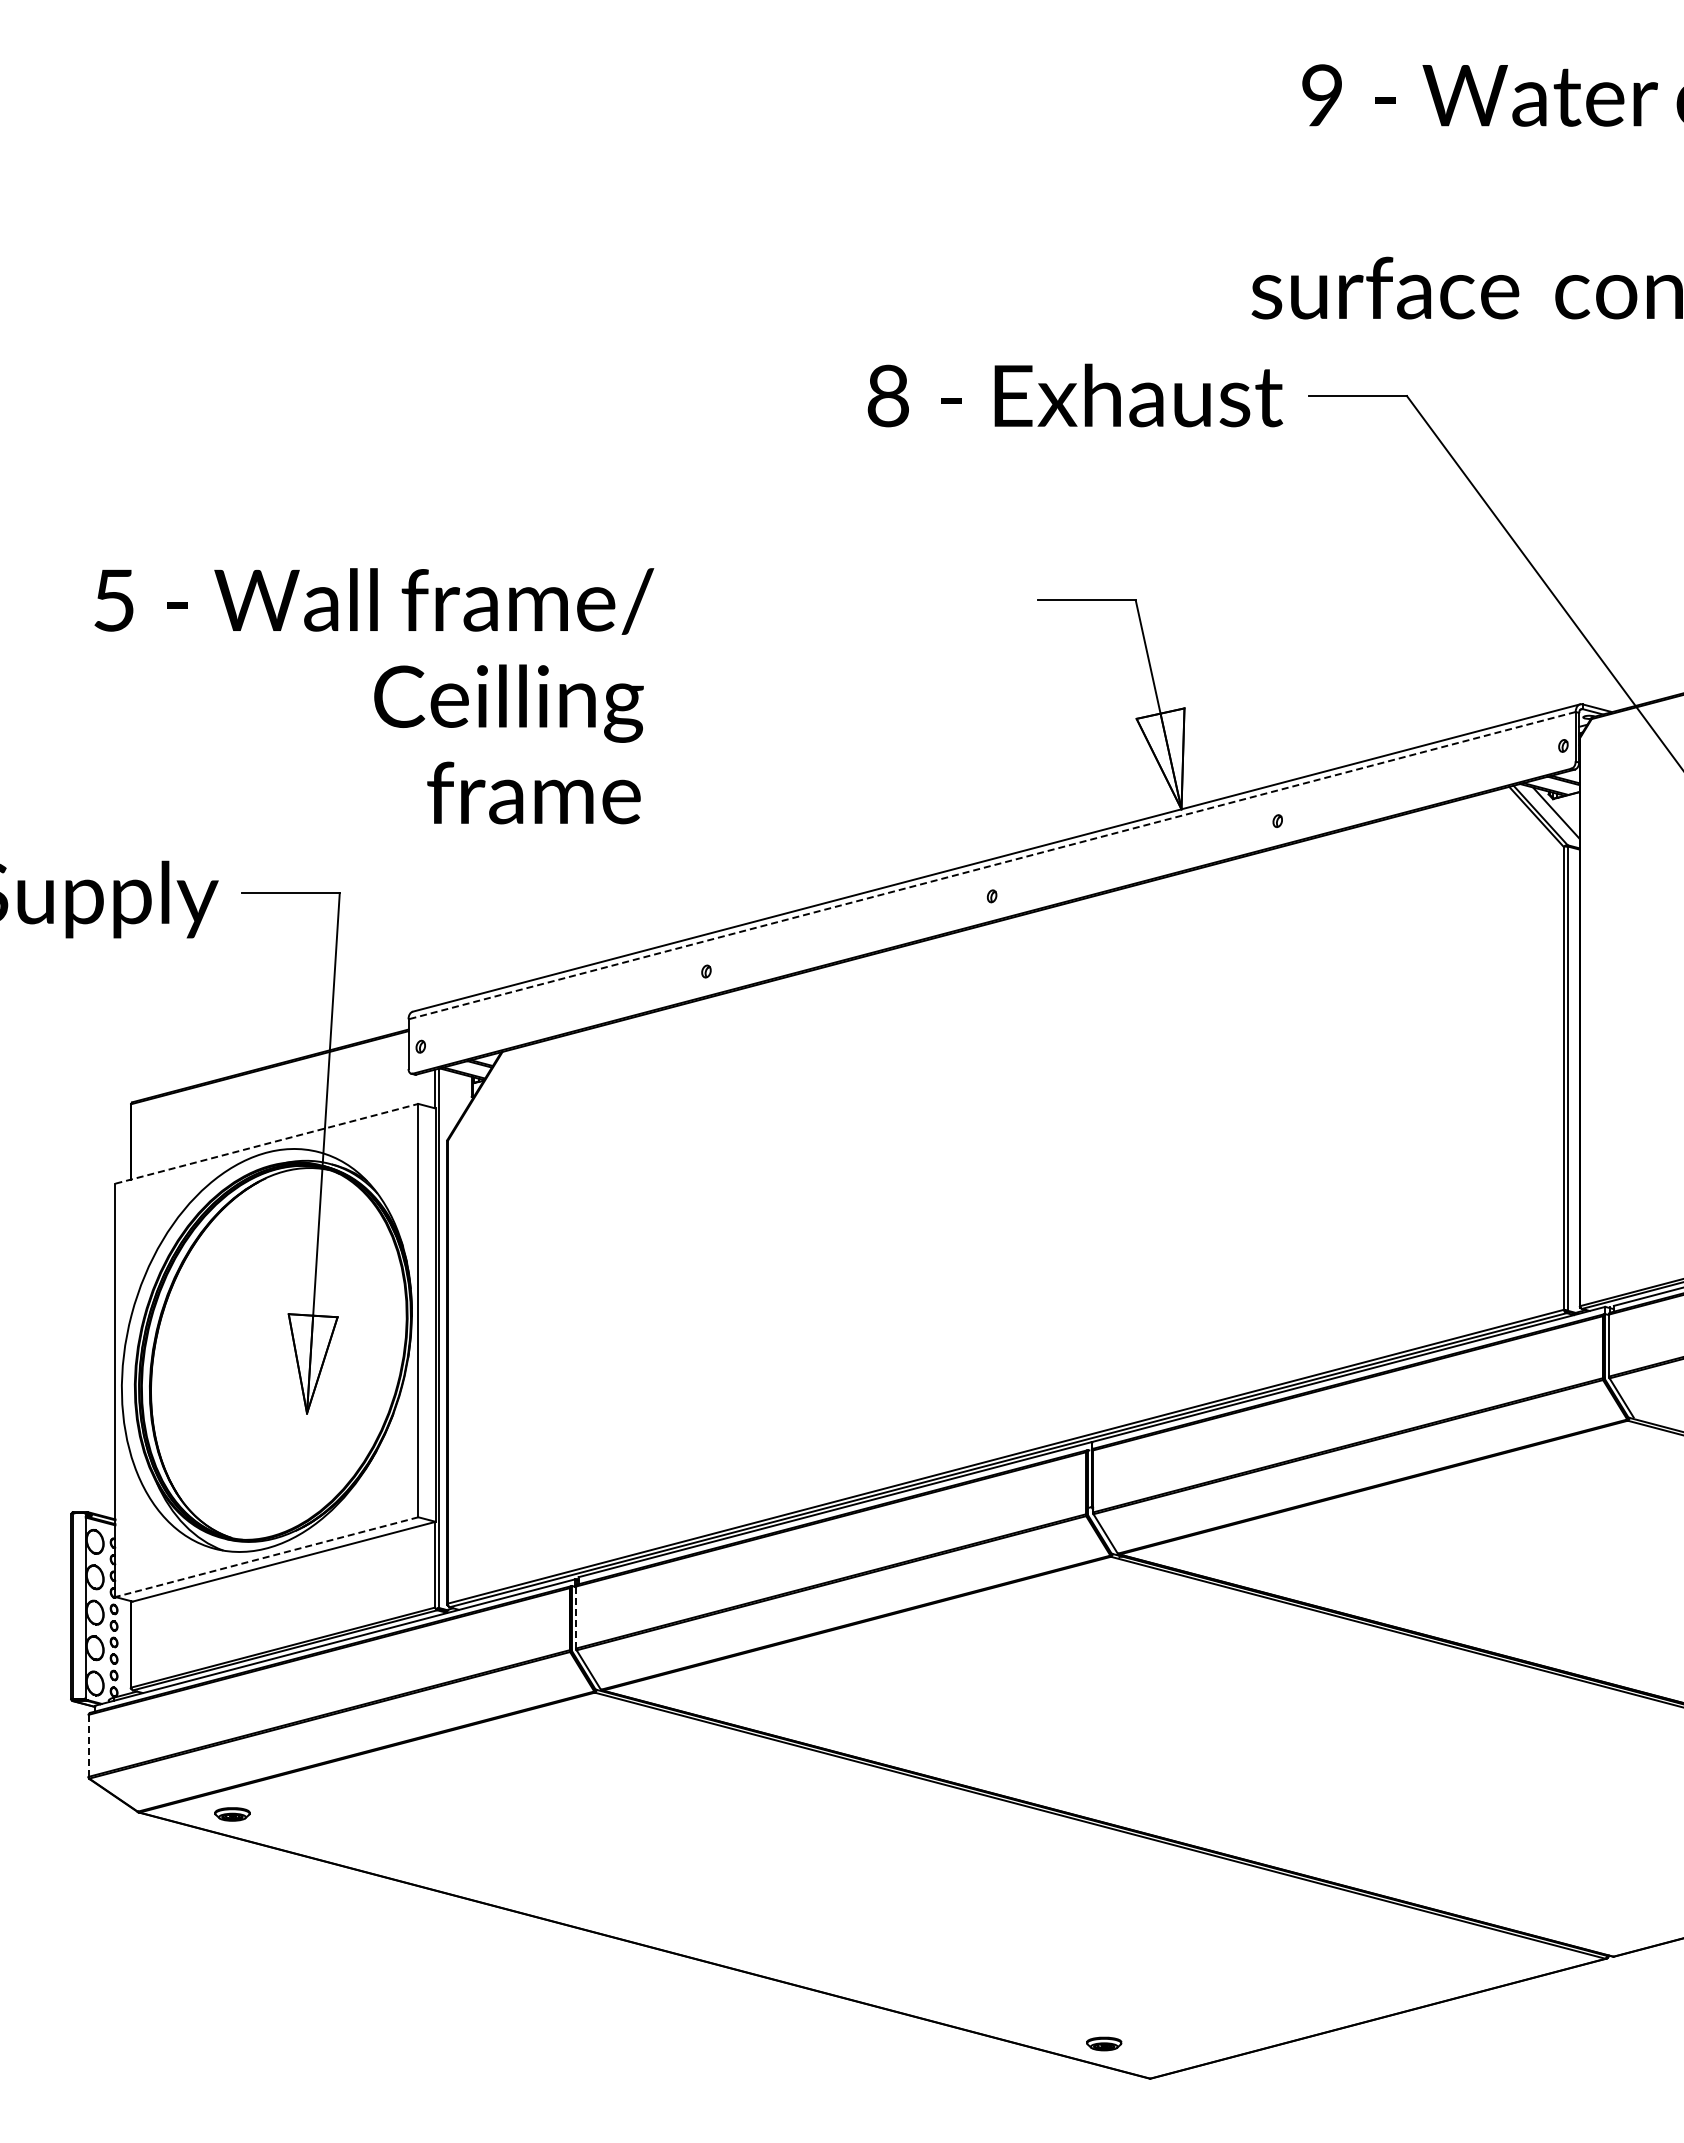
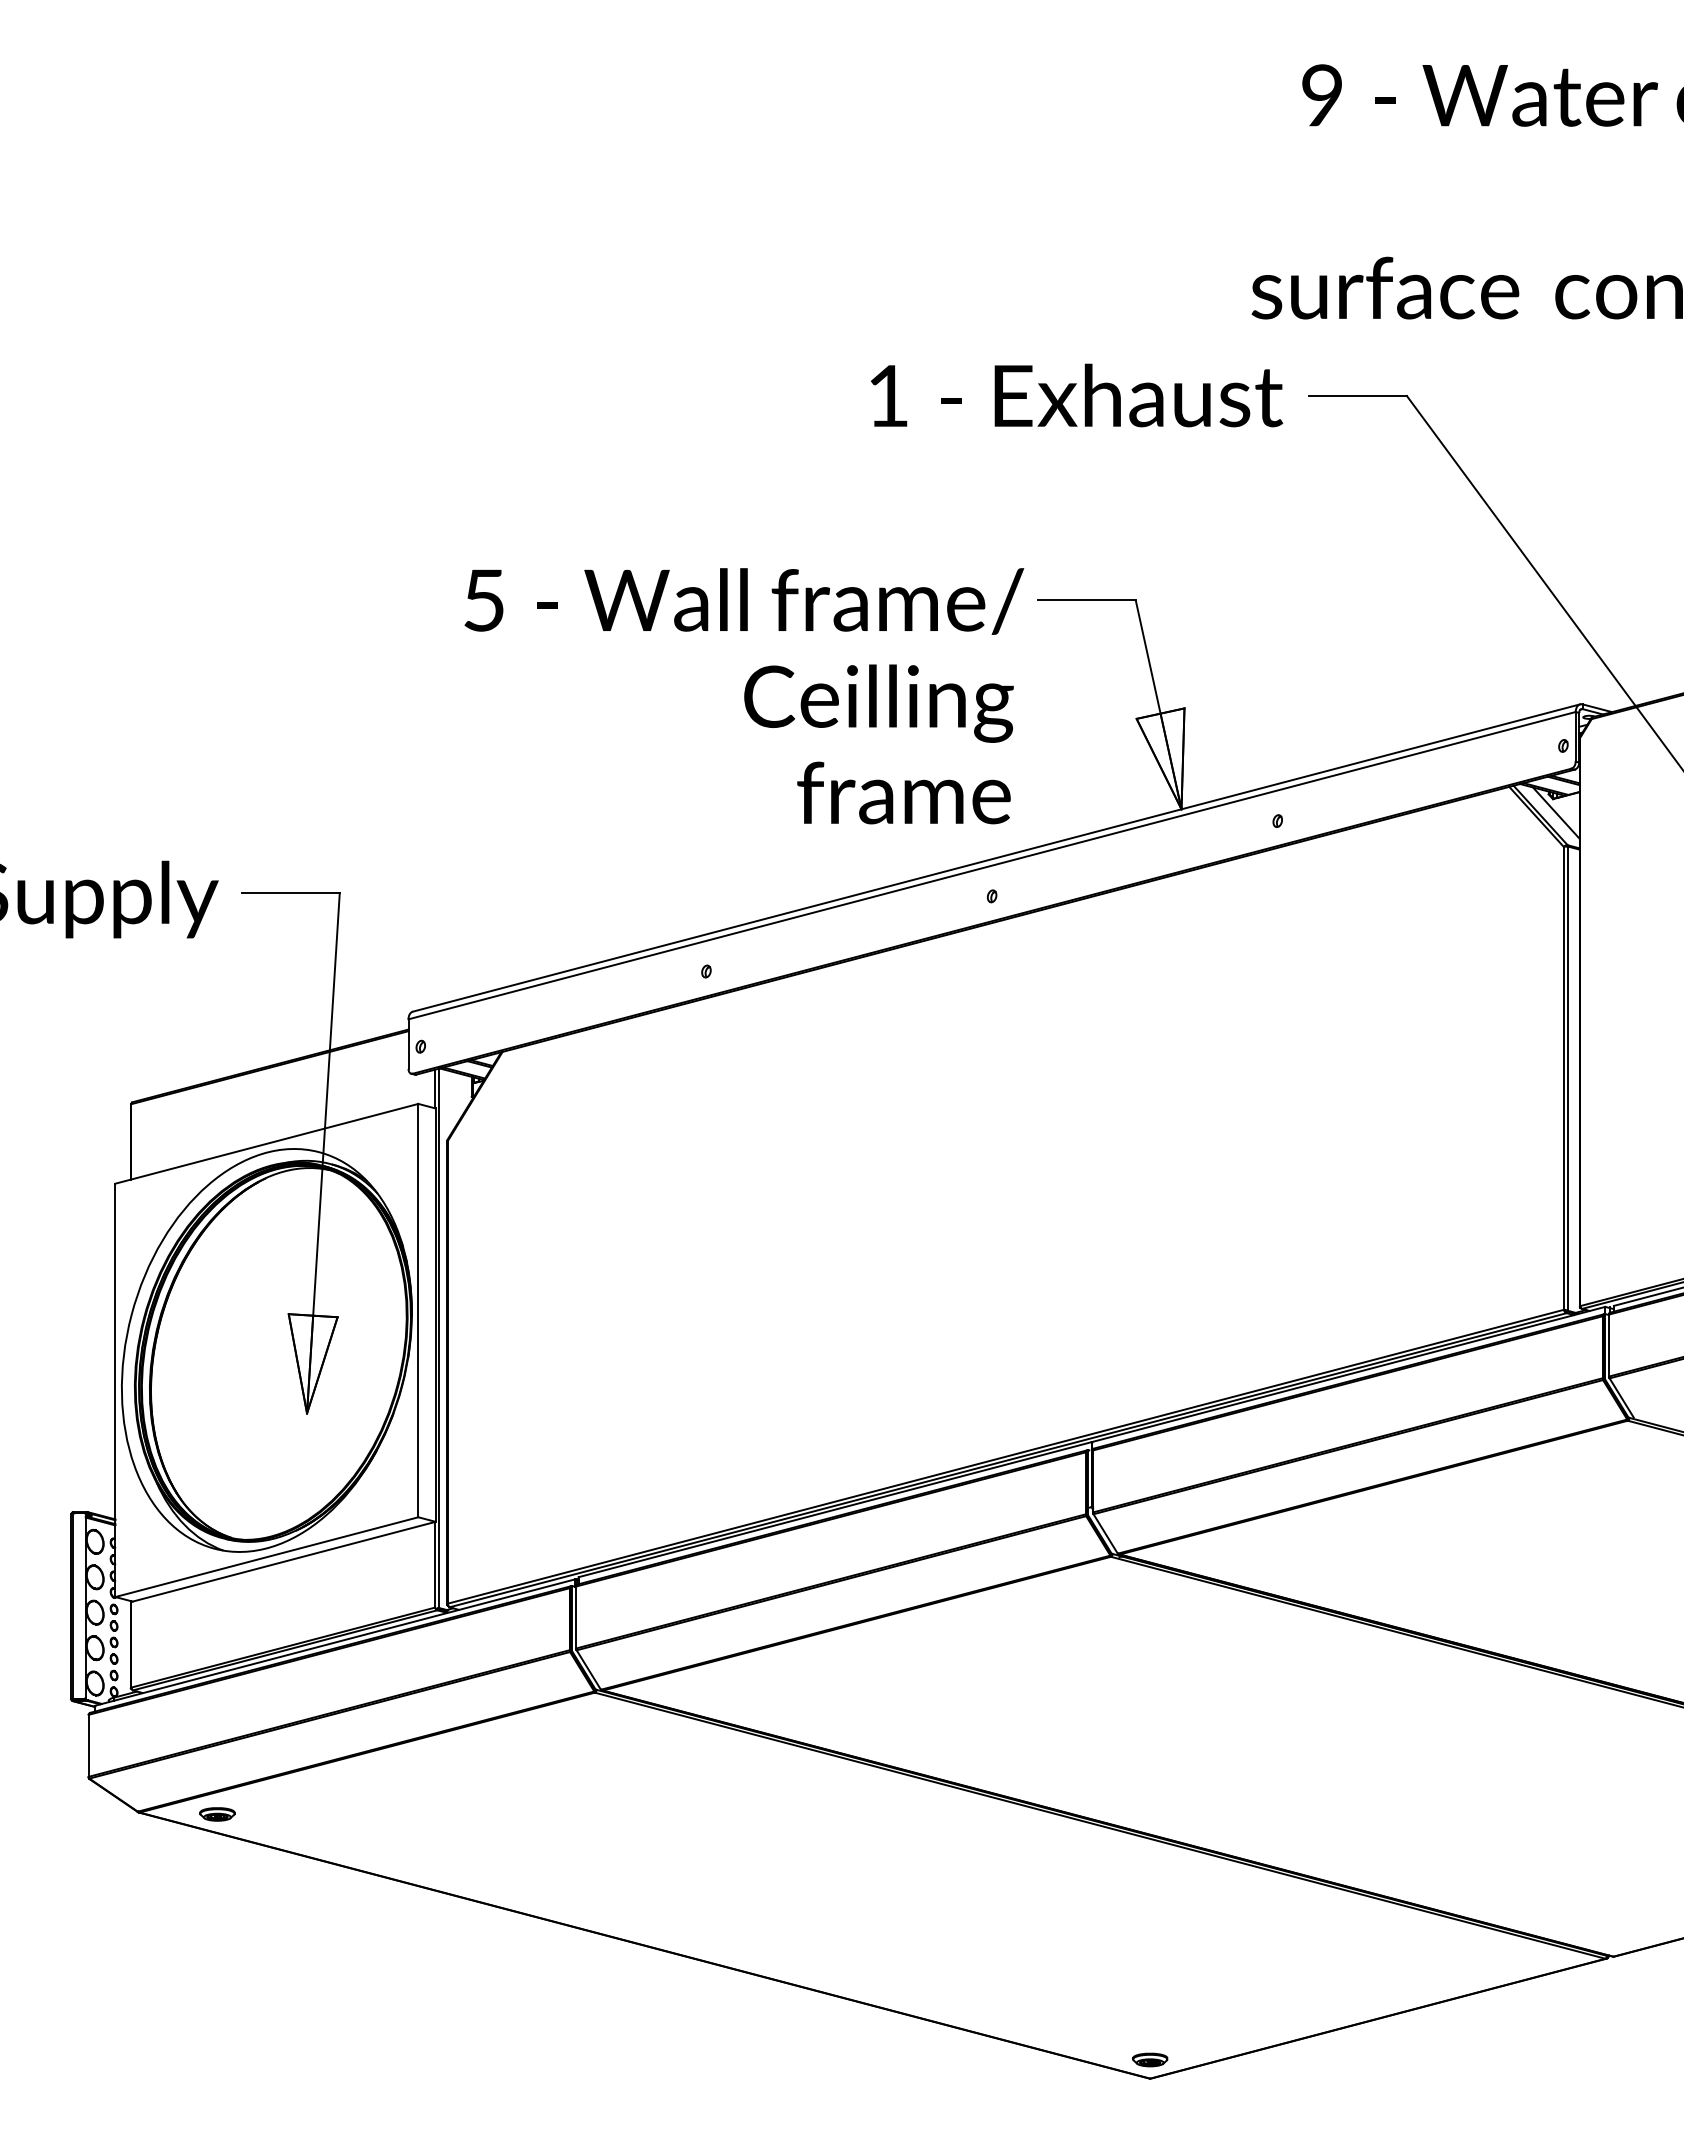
text: 8 -> 1 (887, 395)
text position: (374, 696) -> (744, 696) (744, 696)
line: dashed -> solid (991, 865)
line: dashed -> solid (266, 1143)
line: dashed -> solid (266, 1557)
line: dashed -> solid (576, 1617)
line: dashed -> solid (88, 1745)
part position: (232, 1814) -> (217, 1814) (217, 1814)
part position: (1104, 2043) -> (1150, 2059) (1150, 2059)
